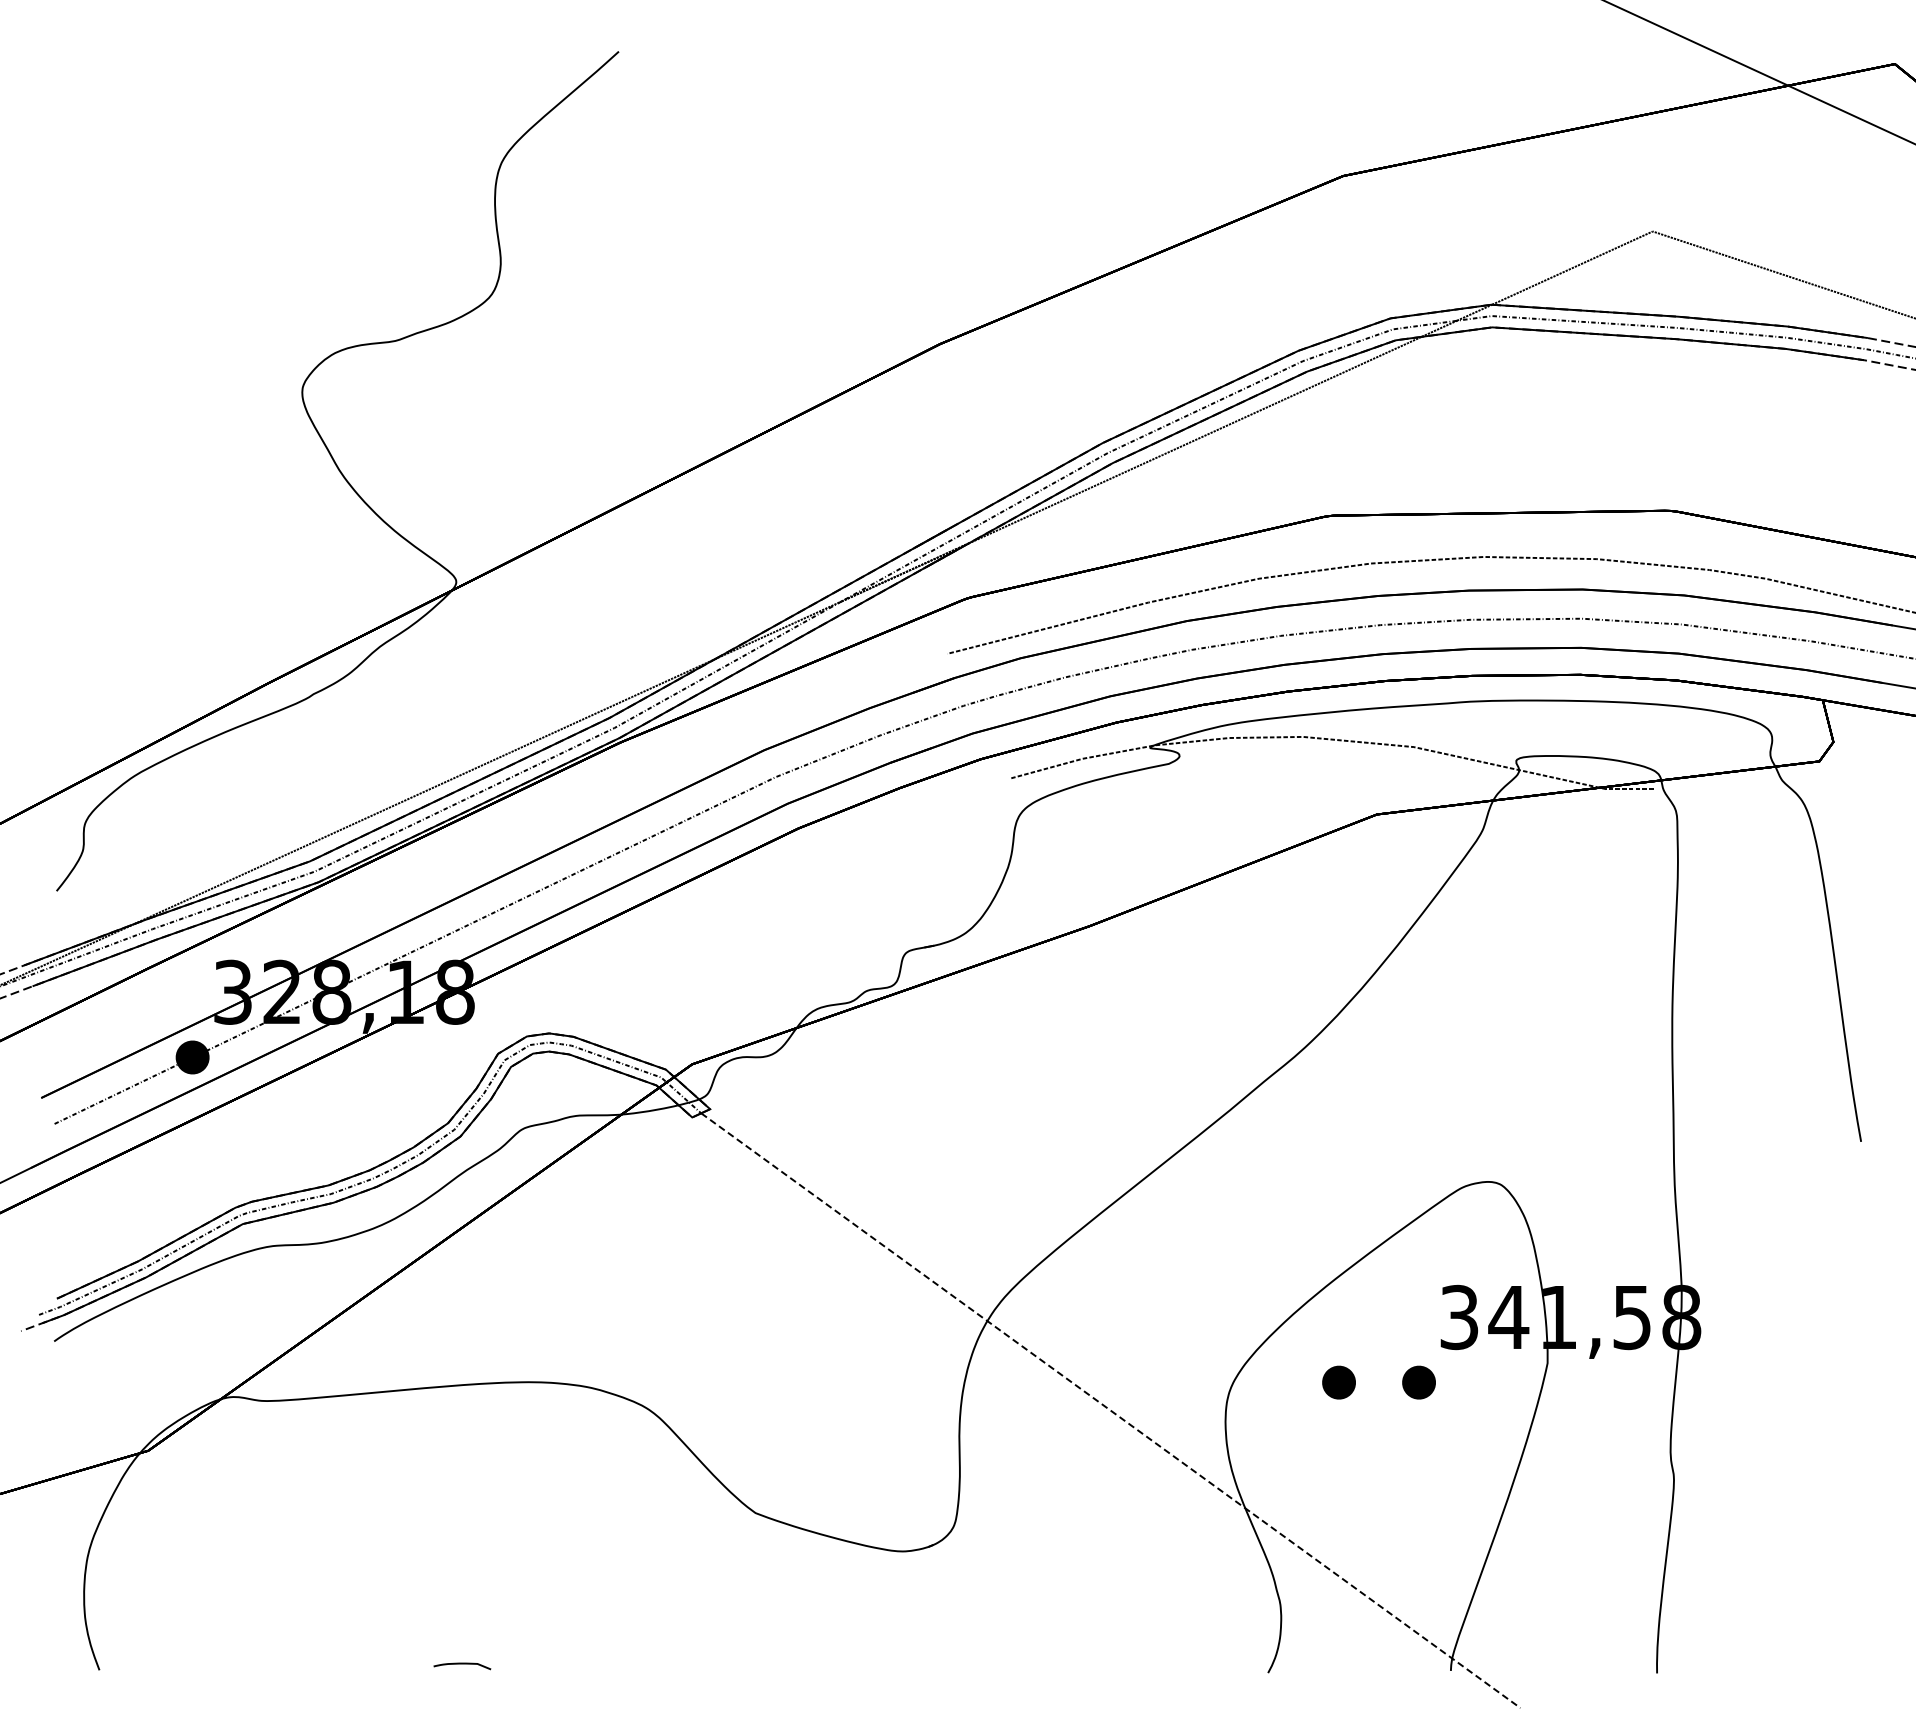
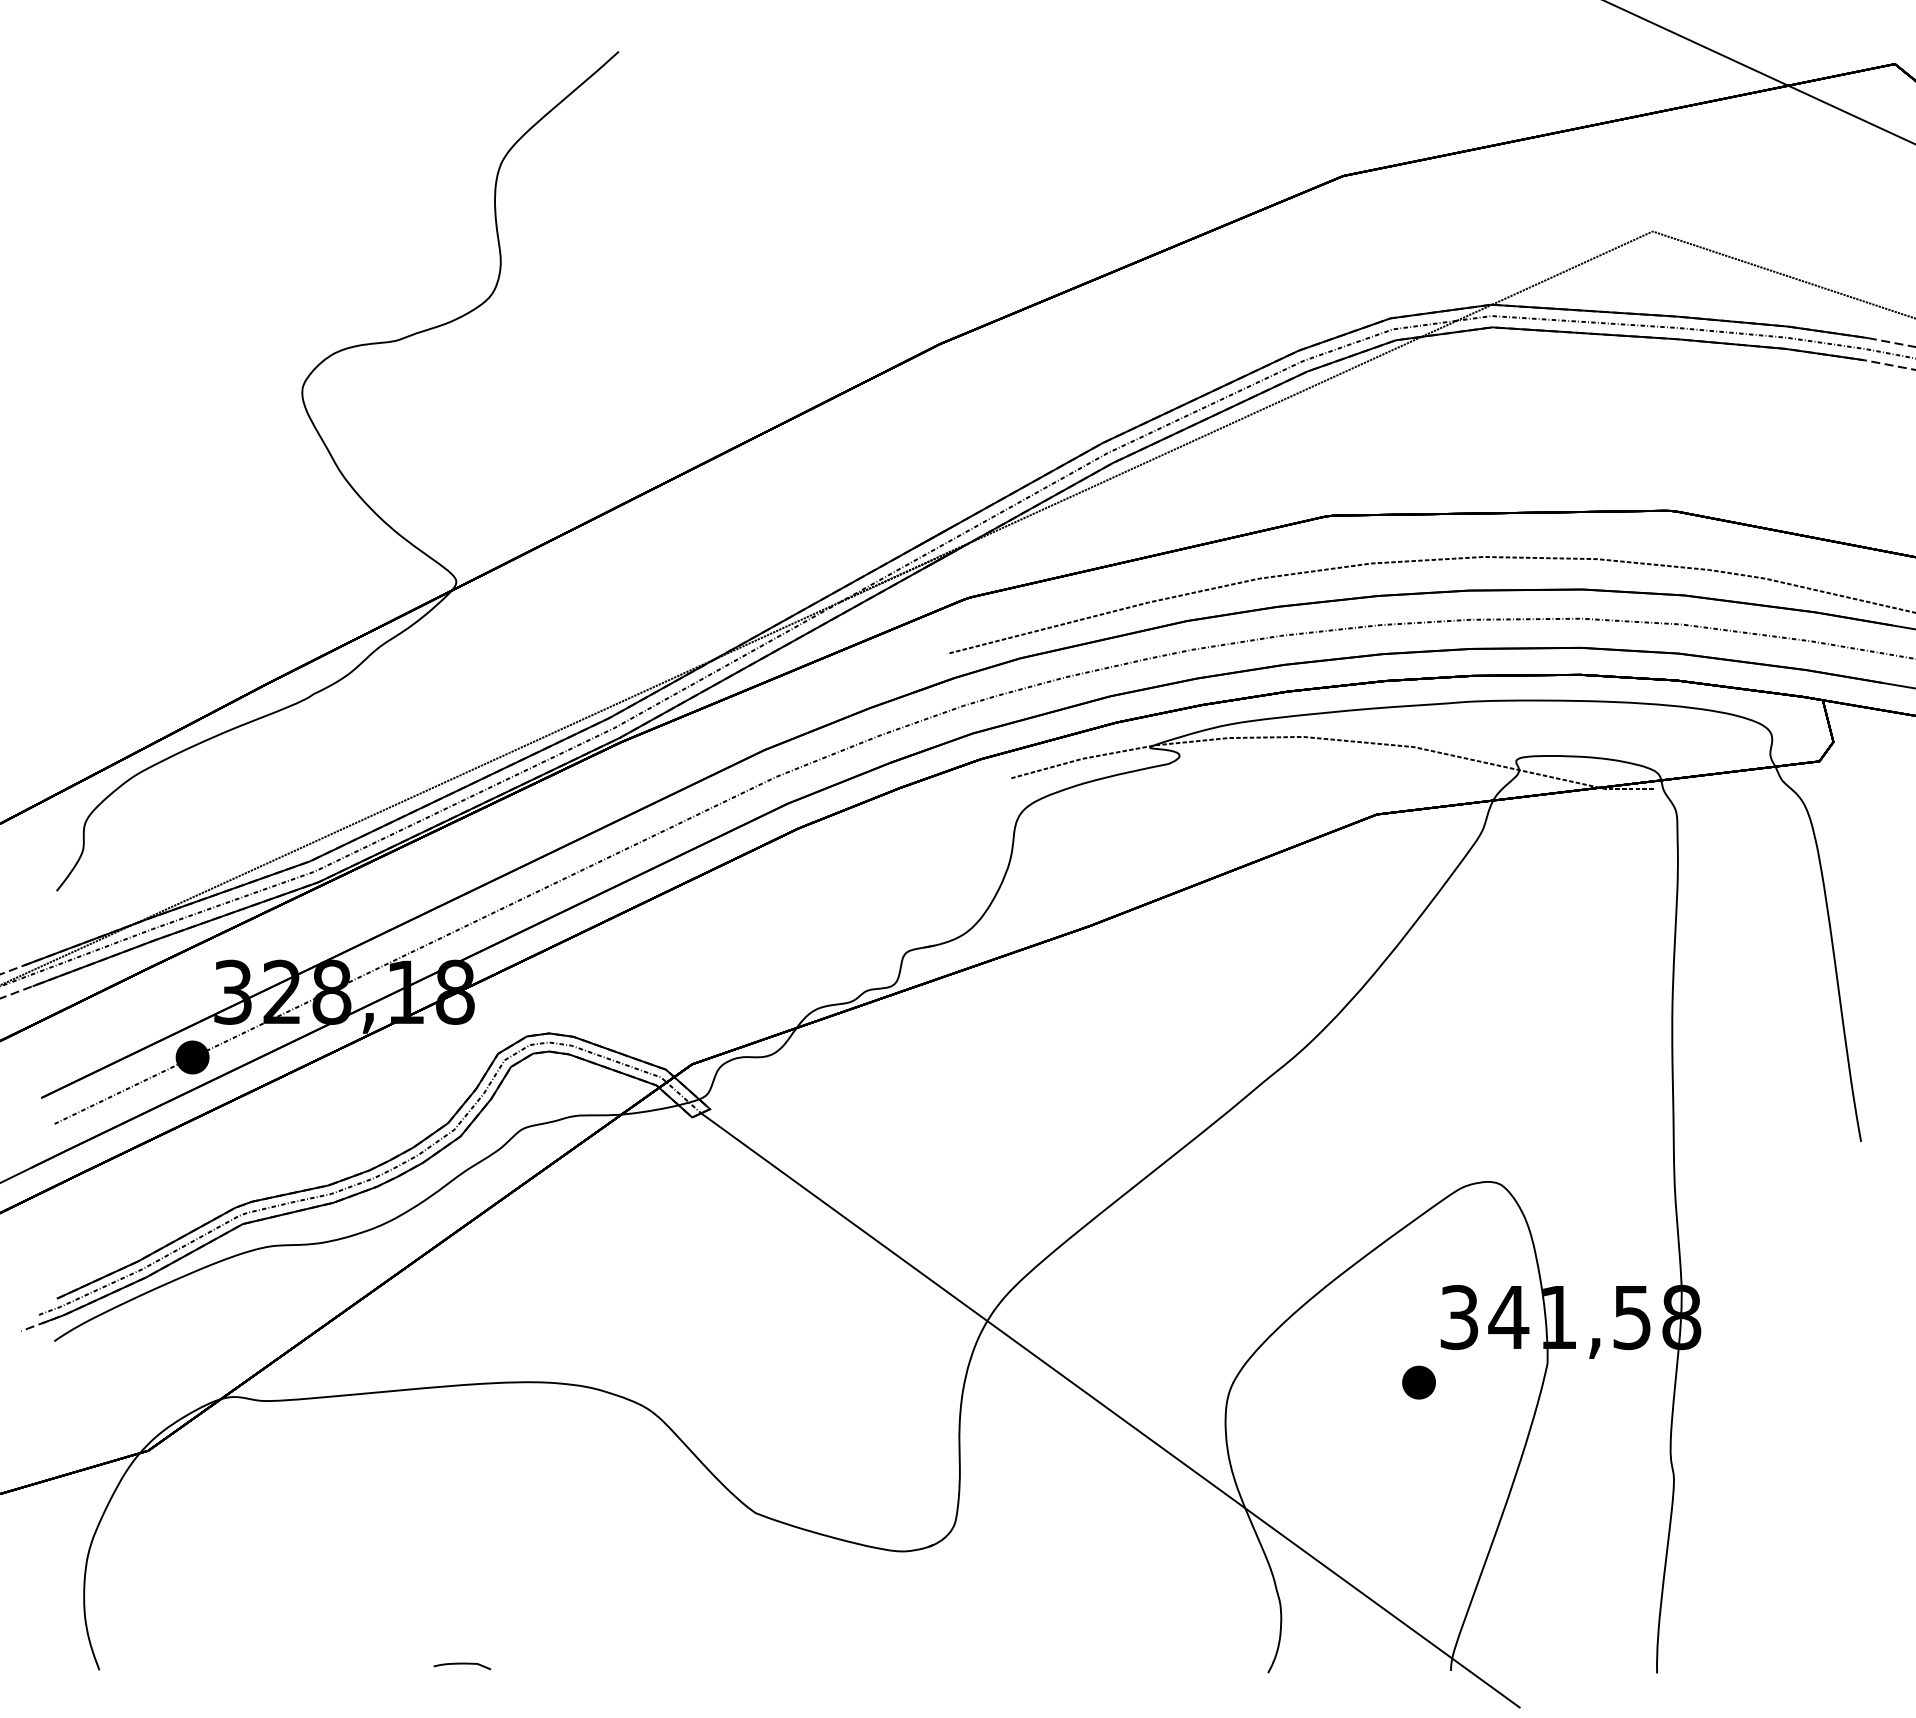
part: present -> none (1338, 1382)
line: dashed -> solid (1111, 1410)
